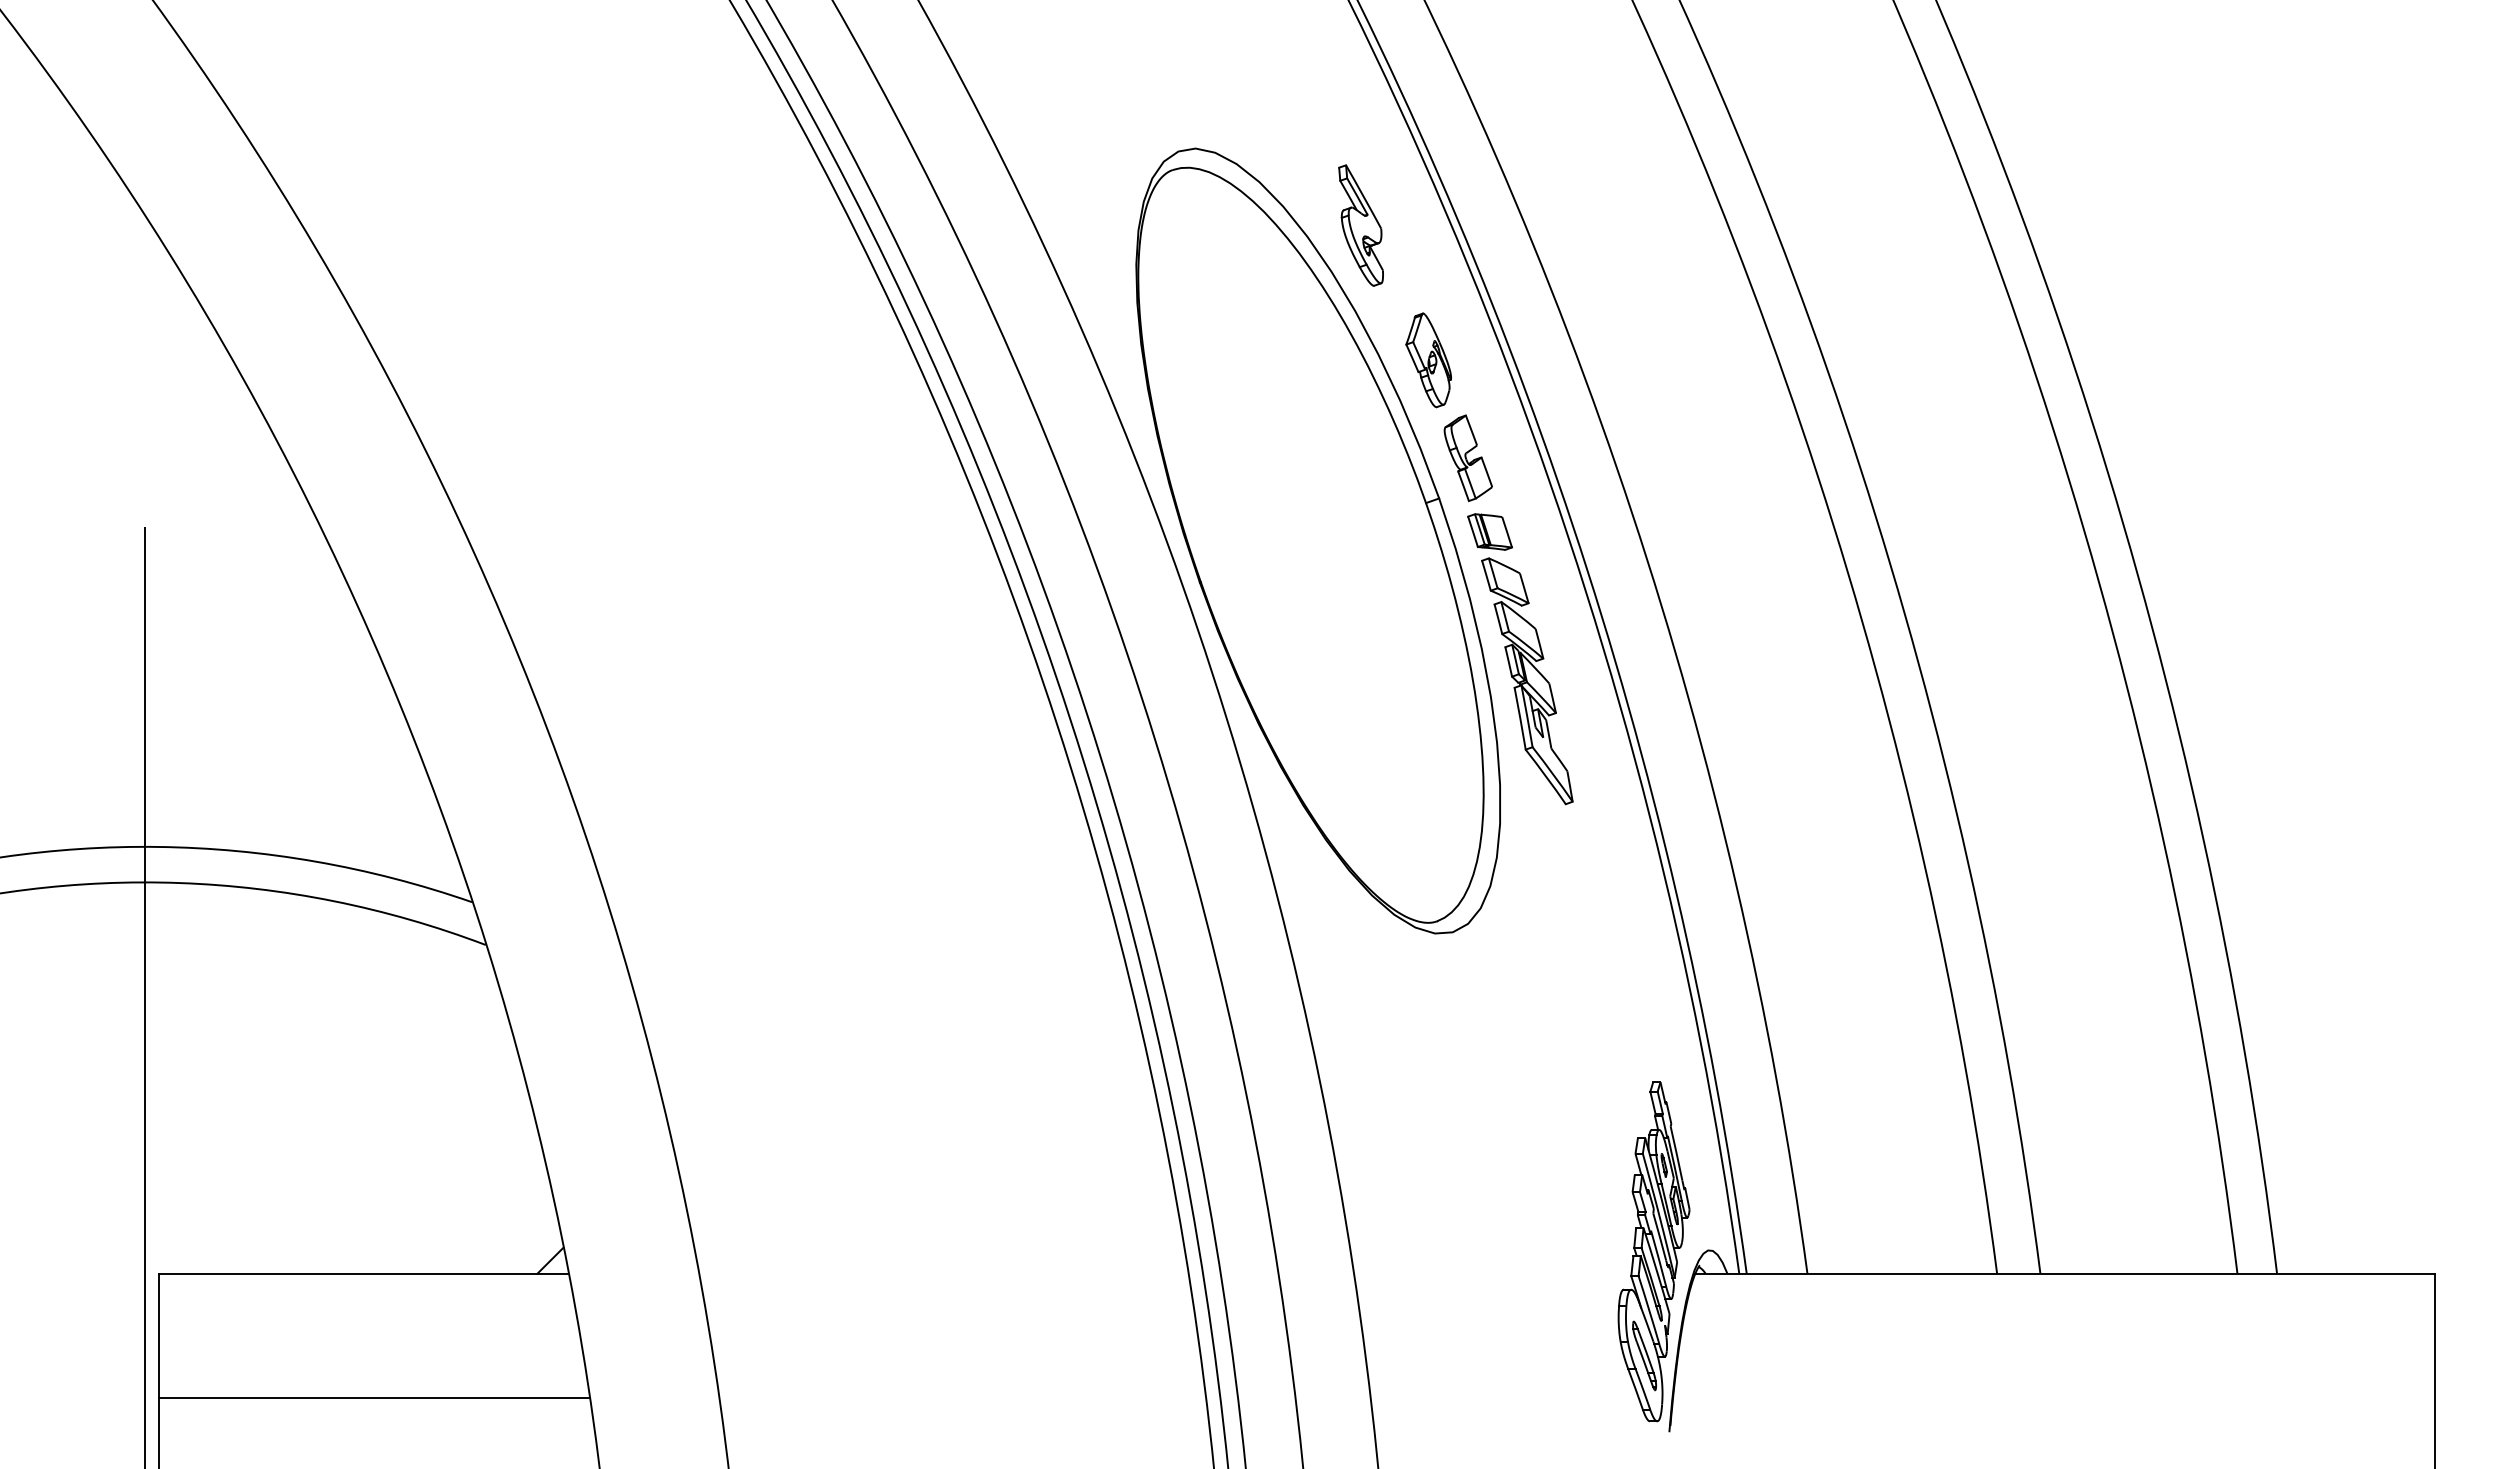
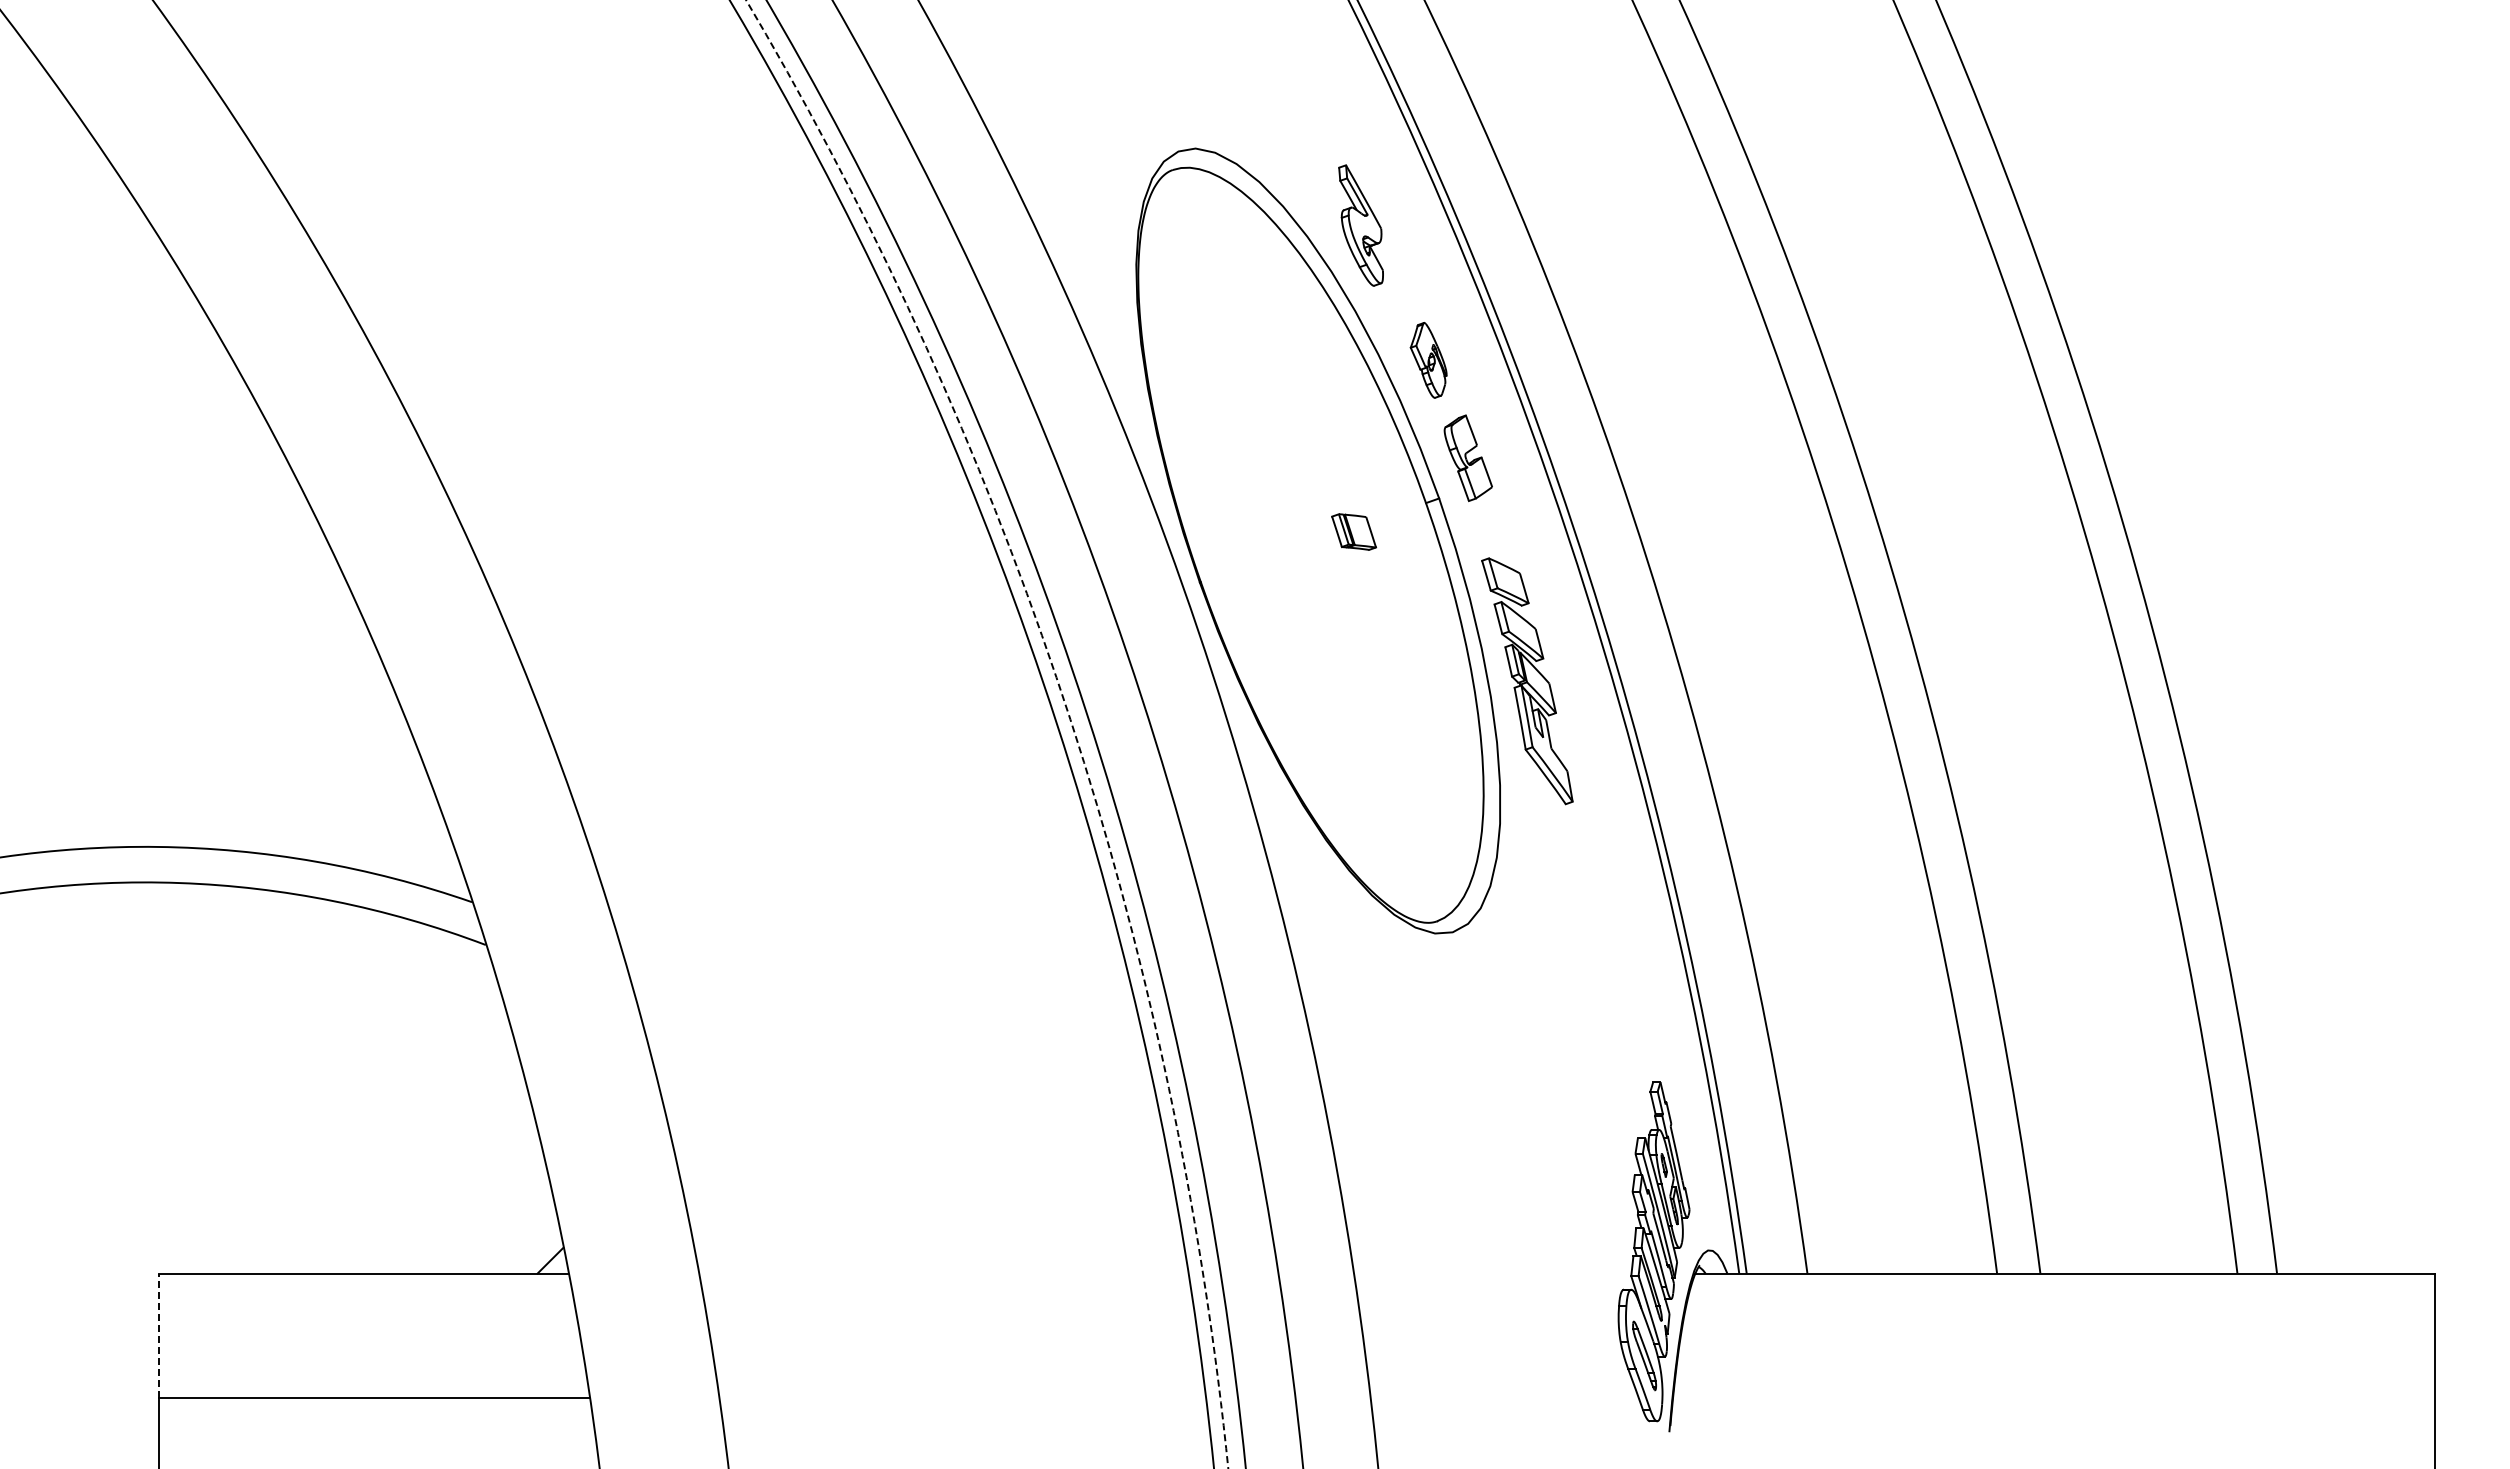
part size: 47x97 px -> 39x77 px (1428, 360)
part position: (1489, 531) -> (1353, 531) (1353, 531)
circle: solid -> dashed (986, 734)
line: present -> none (144, 995)
line: solid -> dashed (159, 1335)
